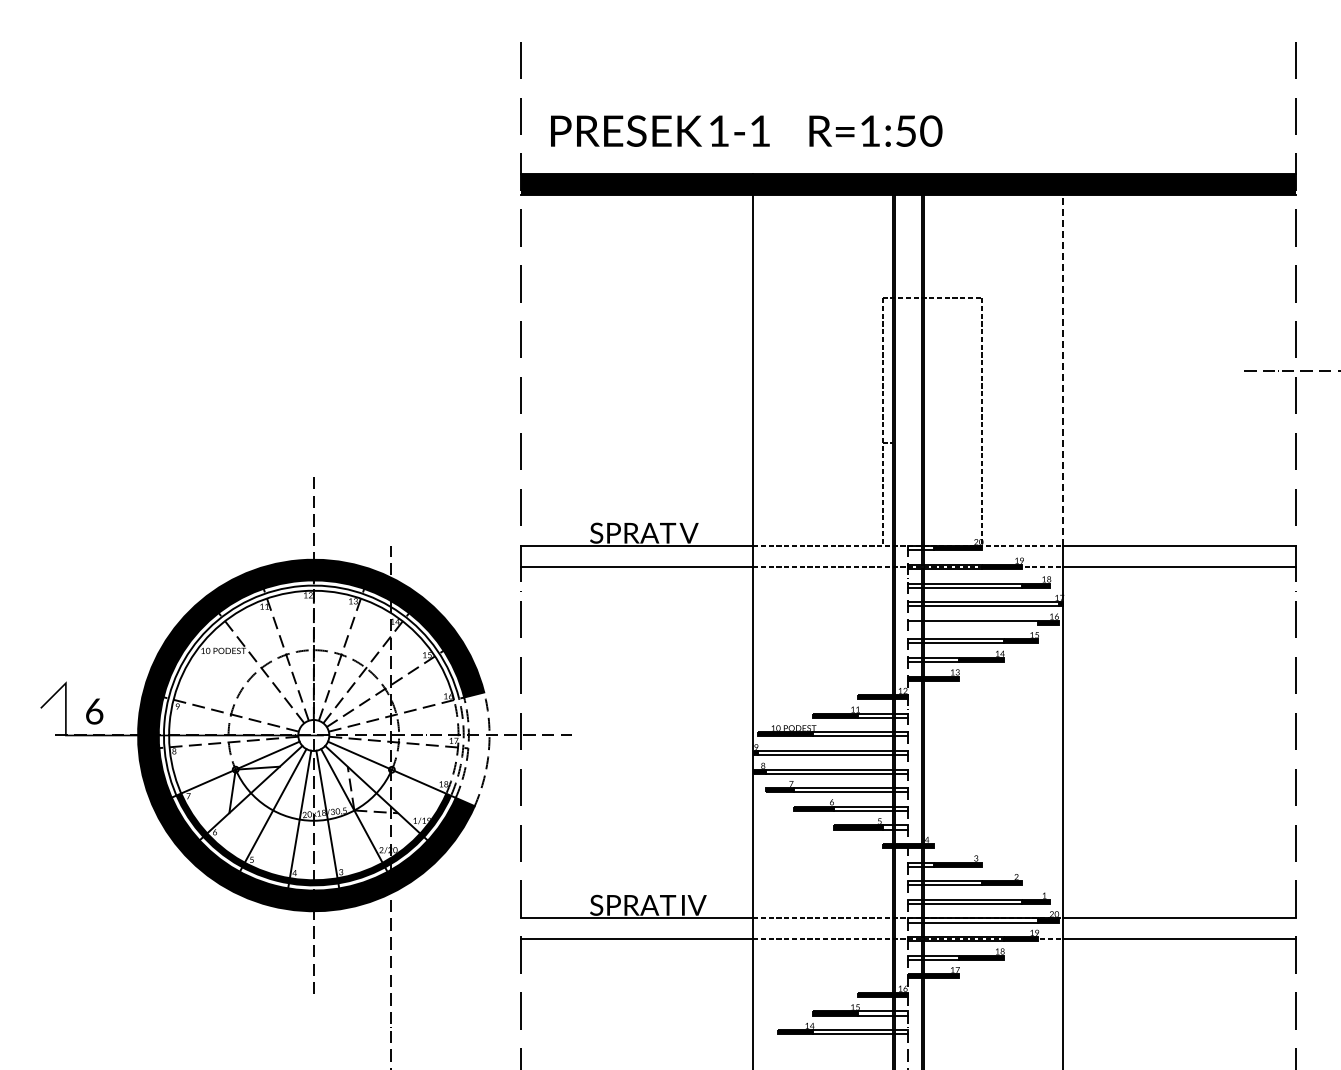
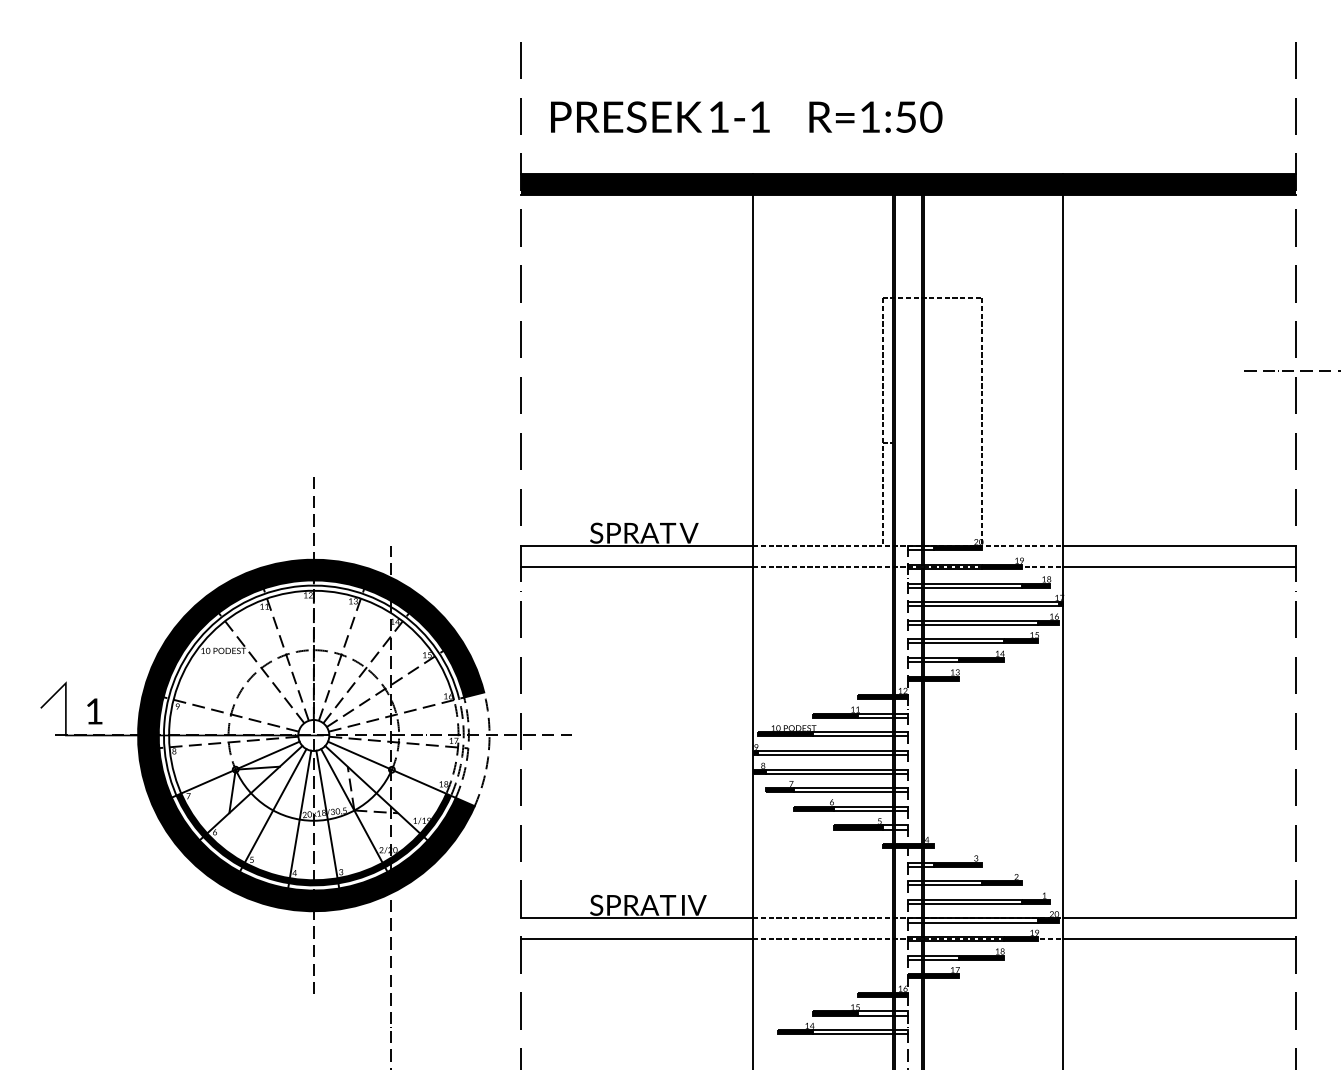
text position: (746, 130) -> (746, 116) (746, 116)
line: dashed -> solid (1063, 359)
line: none -> present (973, 624)
text: 6 -> 1 (94, 711)
